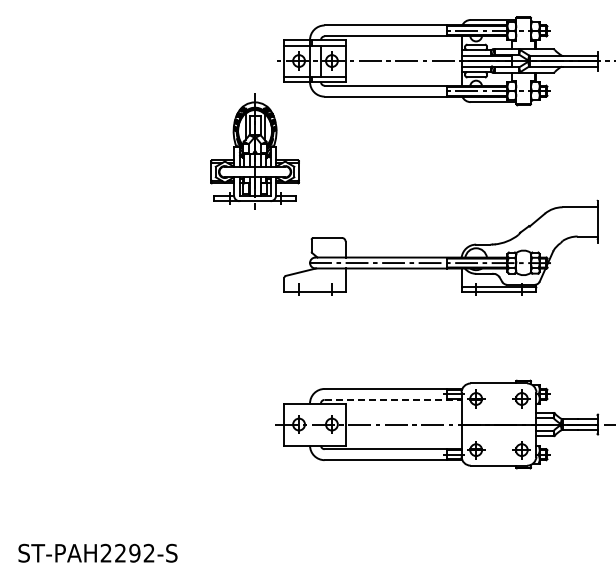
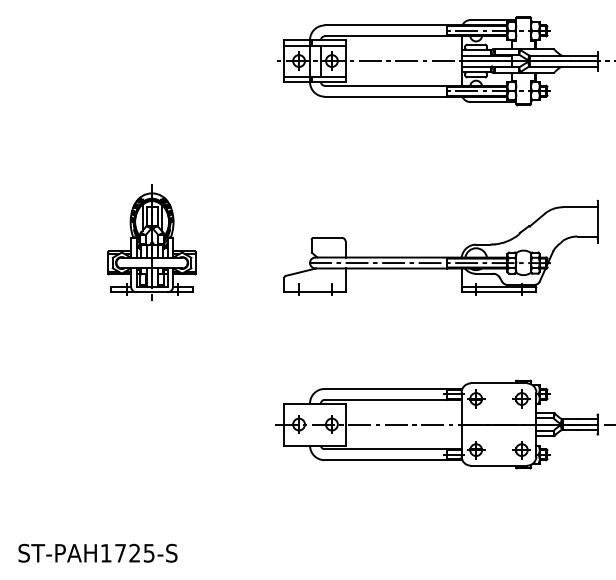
part position: (254, 151) -> (151, 242) (151, 242)
line: dashed -> solid (393, 399)
text: ST-PAH2292-S -> ST-PAH1725-S (127, 552)
